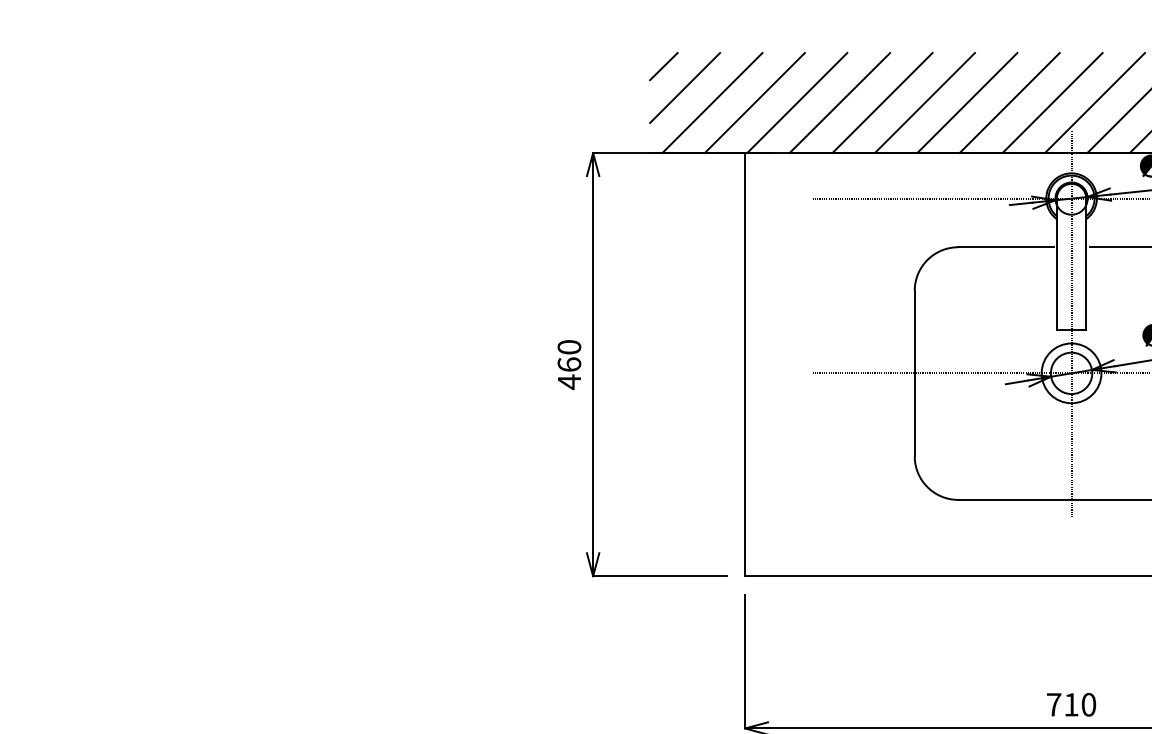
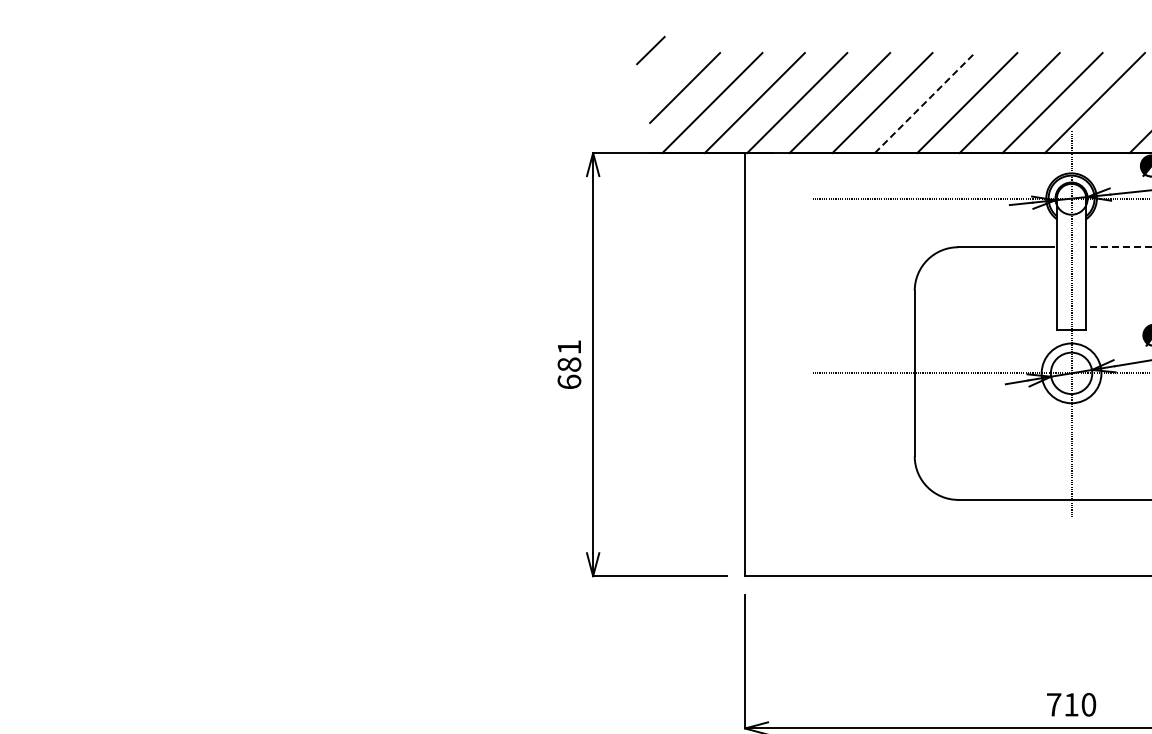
line position: (663, 66) -> (650, 50) (650, 50)
line: solid -> dashed (924, 103)
line: present -> none (1117, 122)
line: solid -> dashed (1121, 247)
text: 460 -> 681 (569, 365)
